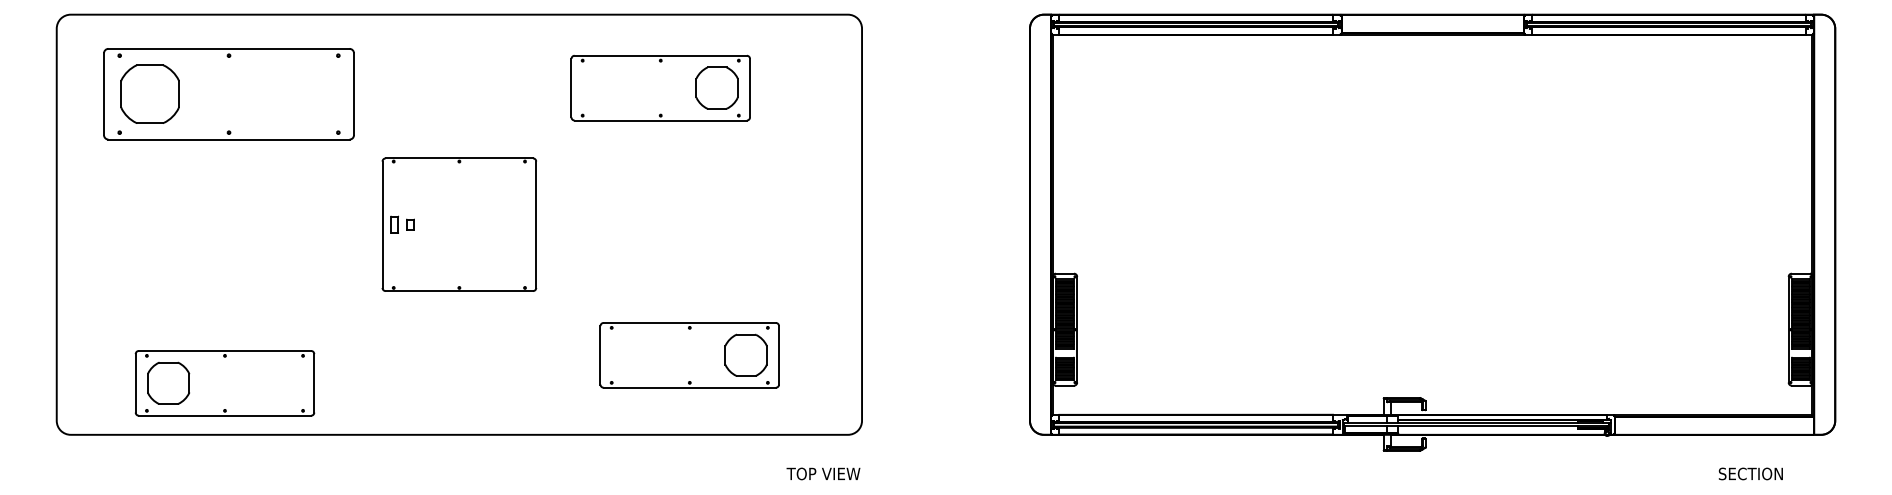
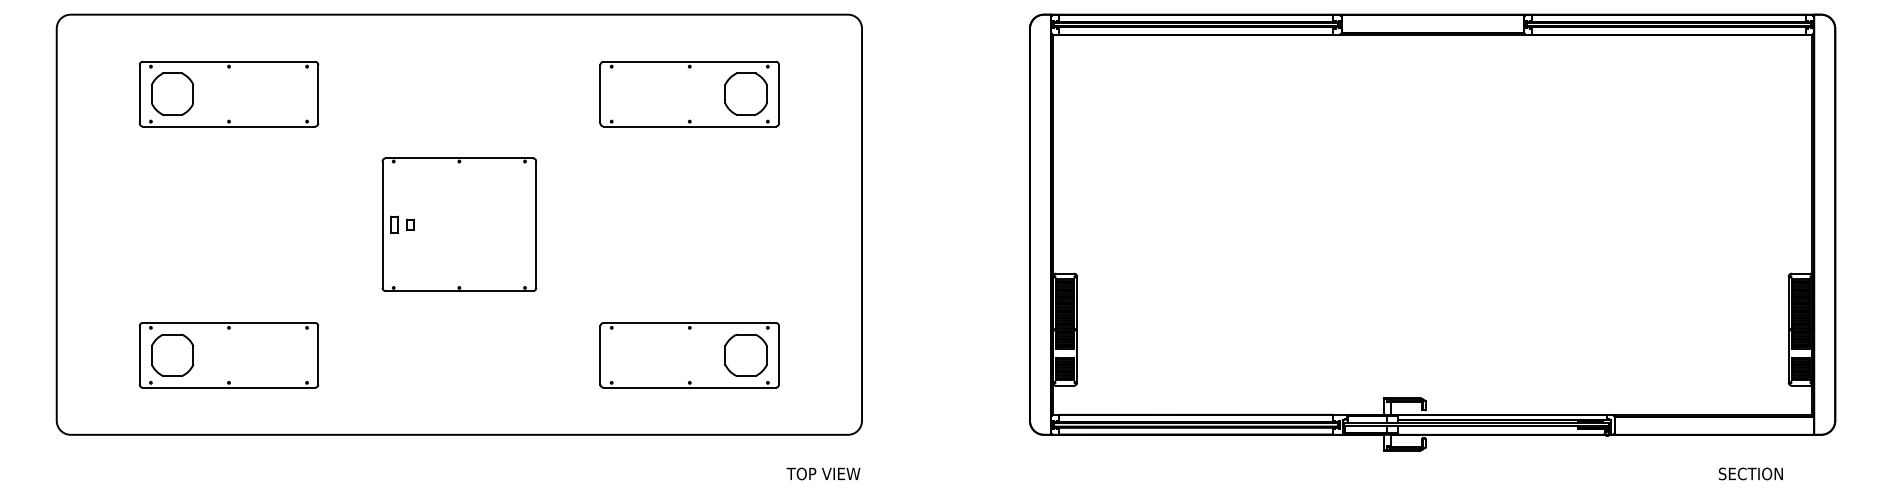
part position: (660, 87) -> (689, 93) (689, 93)
part size: 252x93 px -> 182x68 px (228, 93)
part position: (224, 383) -> (228, 355) (228, 355)
